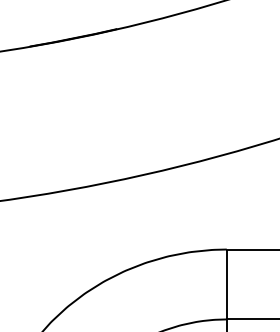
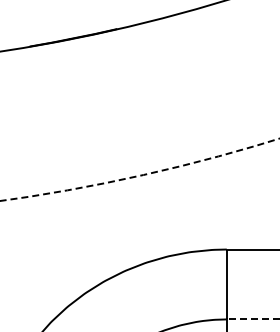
arc: solid -> dashed (142, 175)
line: solid -> dashed (252, 319)
